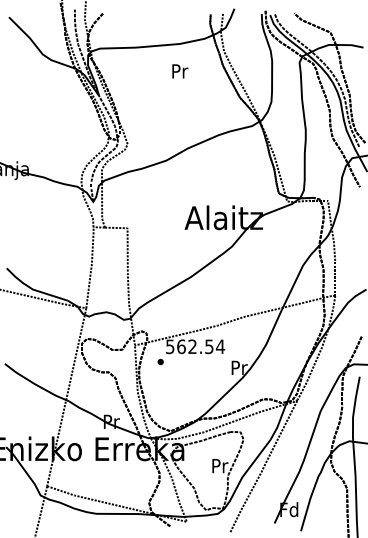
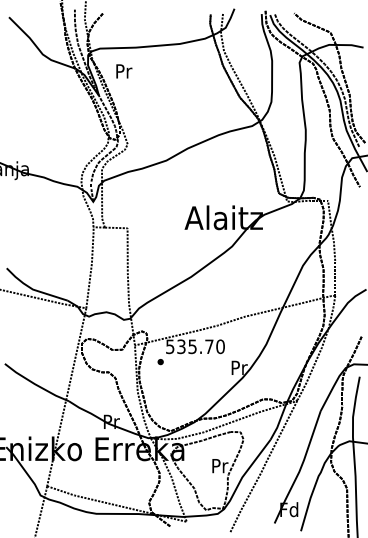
text position: (180, 71) -> (124, 71) (124, 71)
text: 562.54 -> 535.70 (201, 346)
